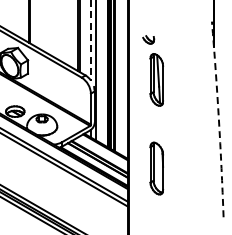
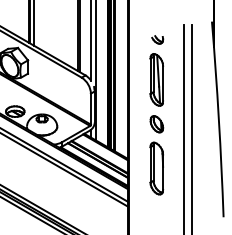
line: none -> present (34, 23)
part position: (148, 39) -> (157, 39) (157, 39)
line: dashed -> solid (91, 41)
arc: dashed -> solid (218, 119)
part: none -> present (156, 124)
line: none -> present (184, 128)
line: none -> present (192, 128)
